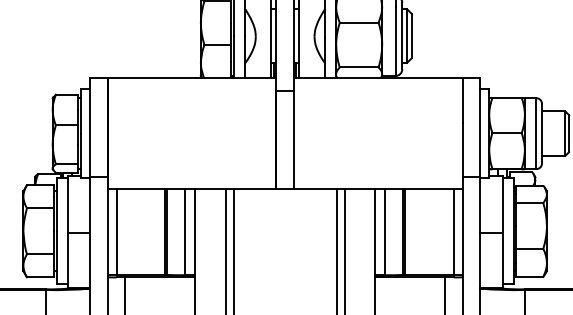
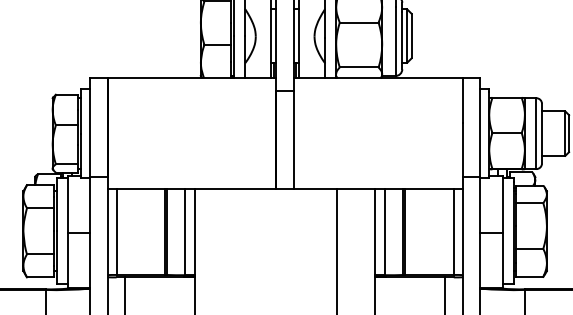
line: present -> none (225, 250)
line: present -> none (233, 250)
line: present -> none (344, 250)
